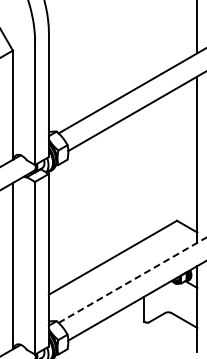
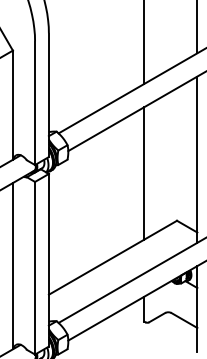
line: none -> present (144, 43)
line: none -> present (144, 173)
line: dashed -> solid (132, 280)
